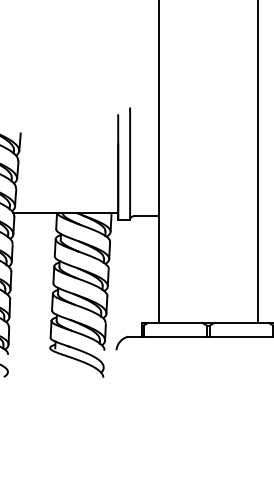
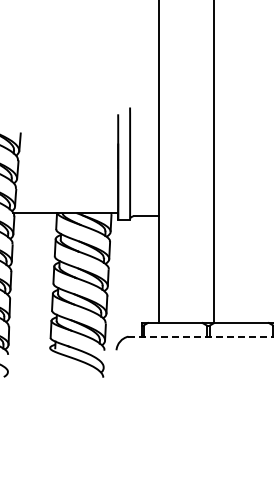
line position: (257, 162) -> (213, 162) (213, 162)
line: solid -> dashed (200, 336)
